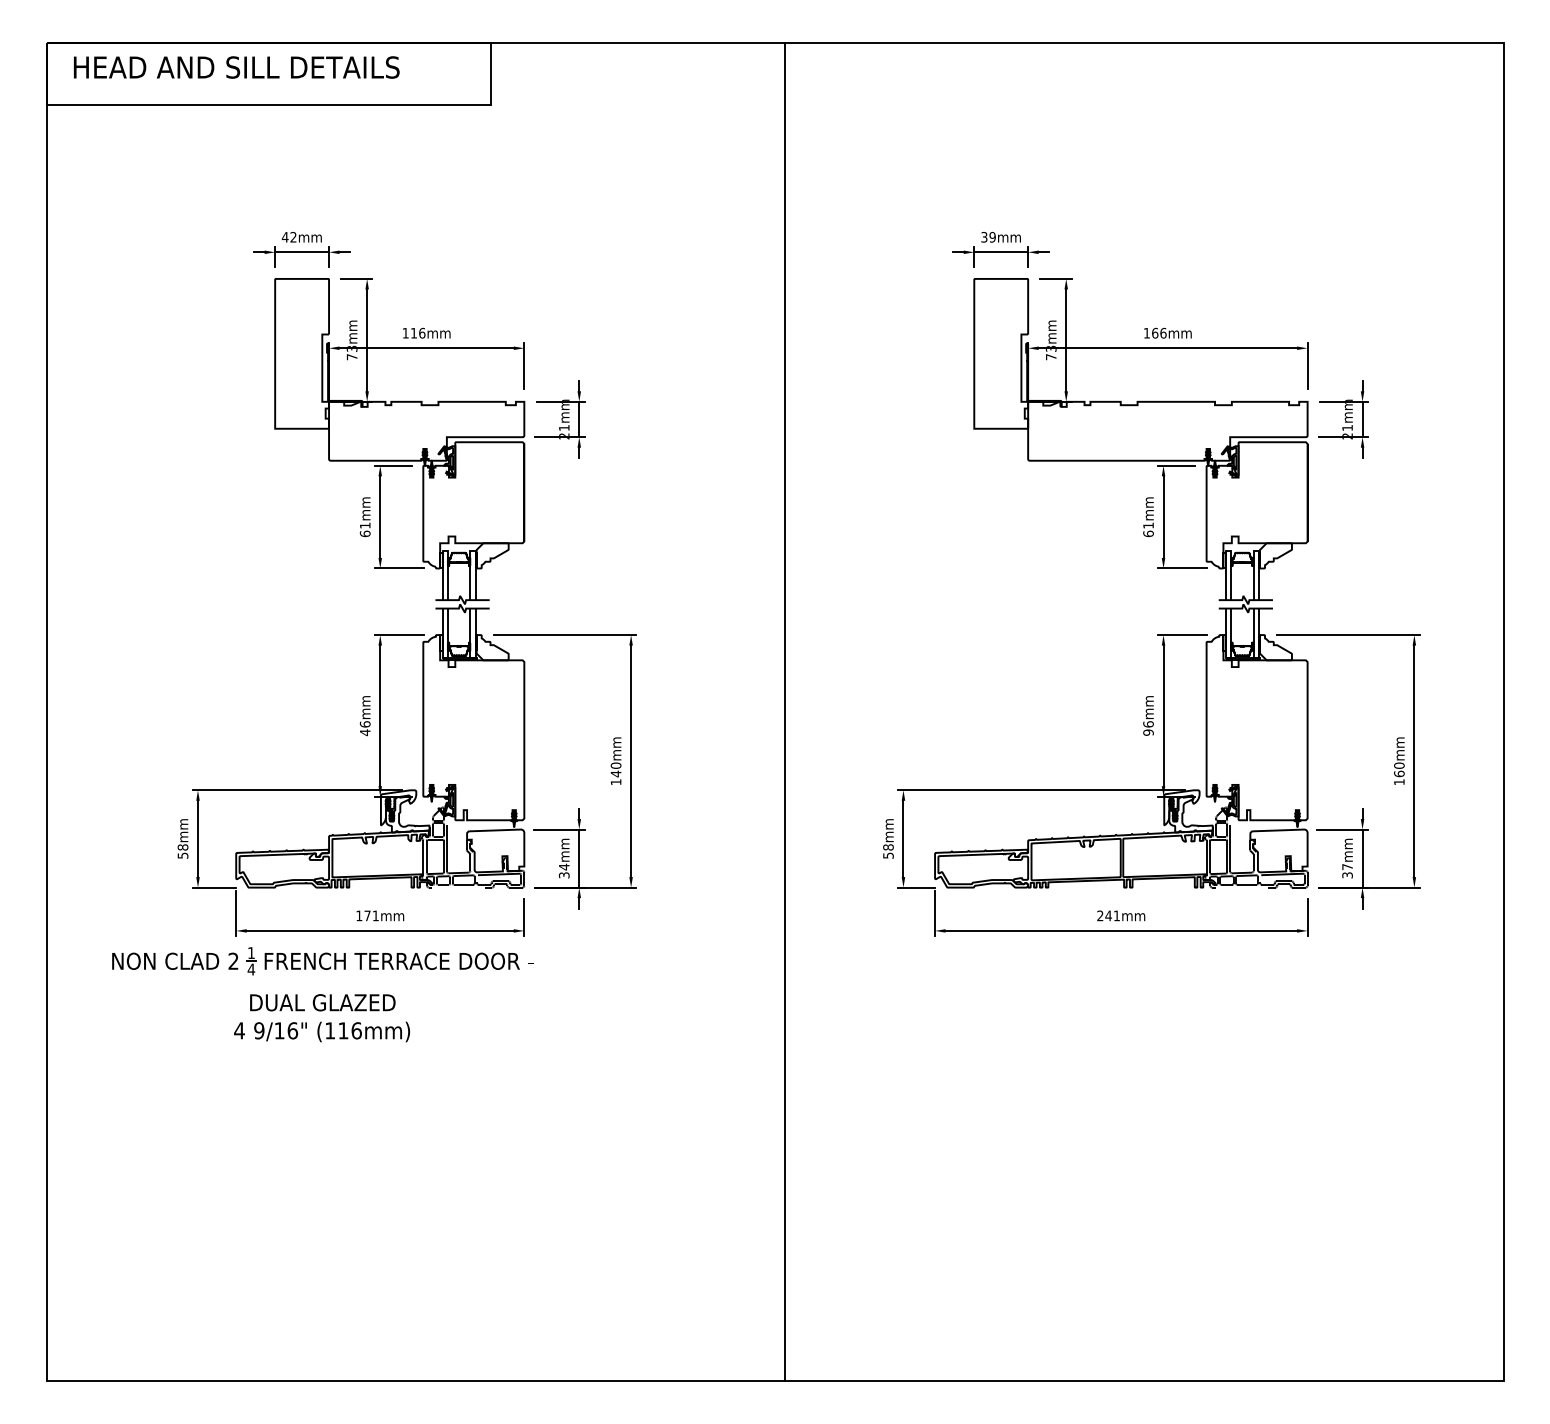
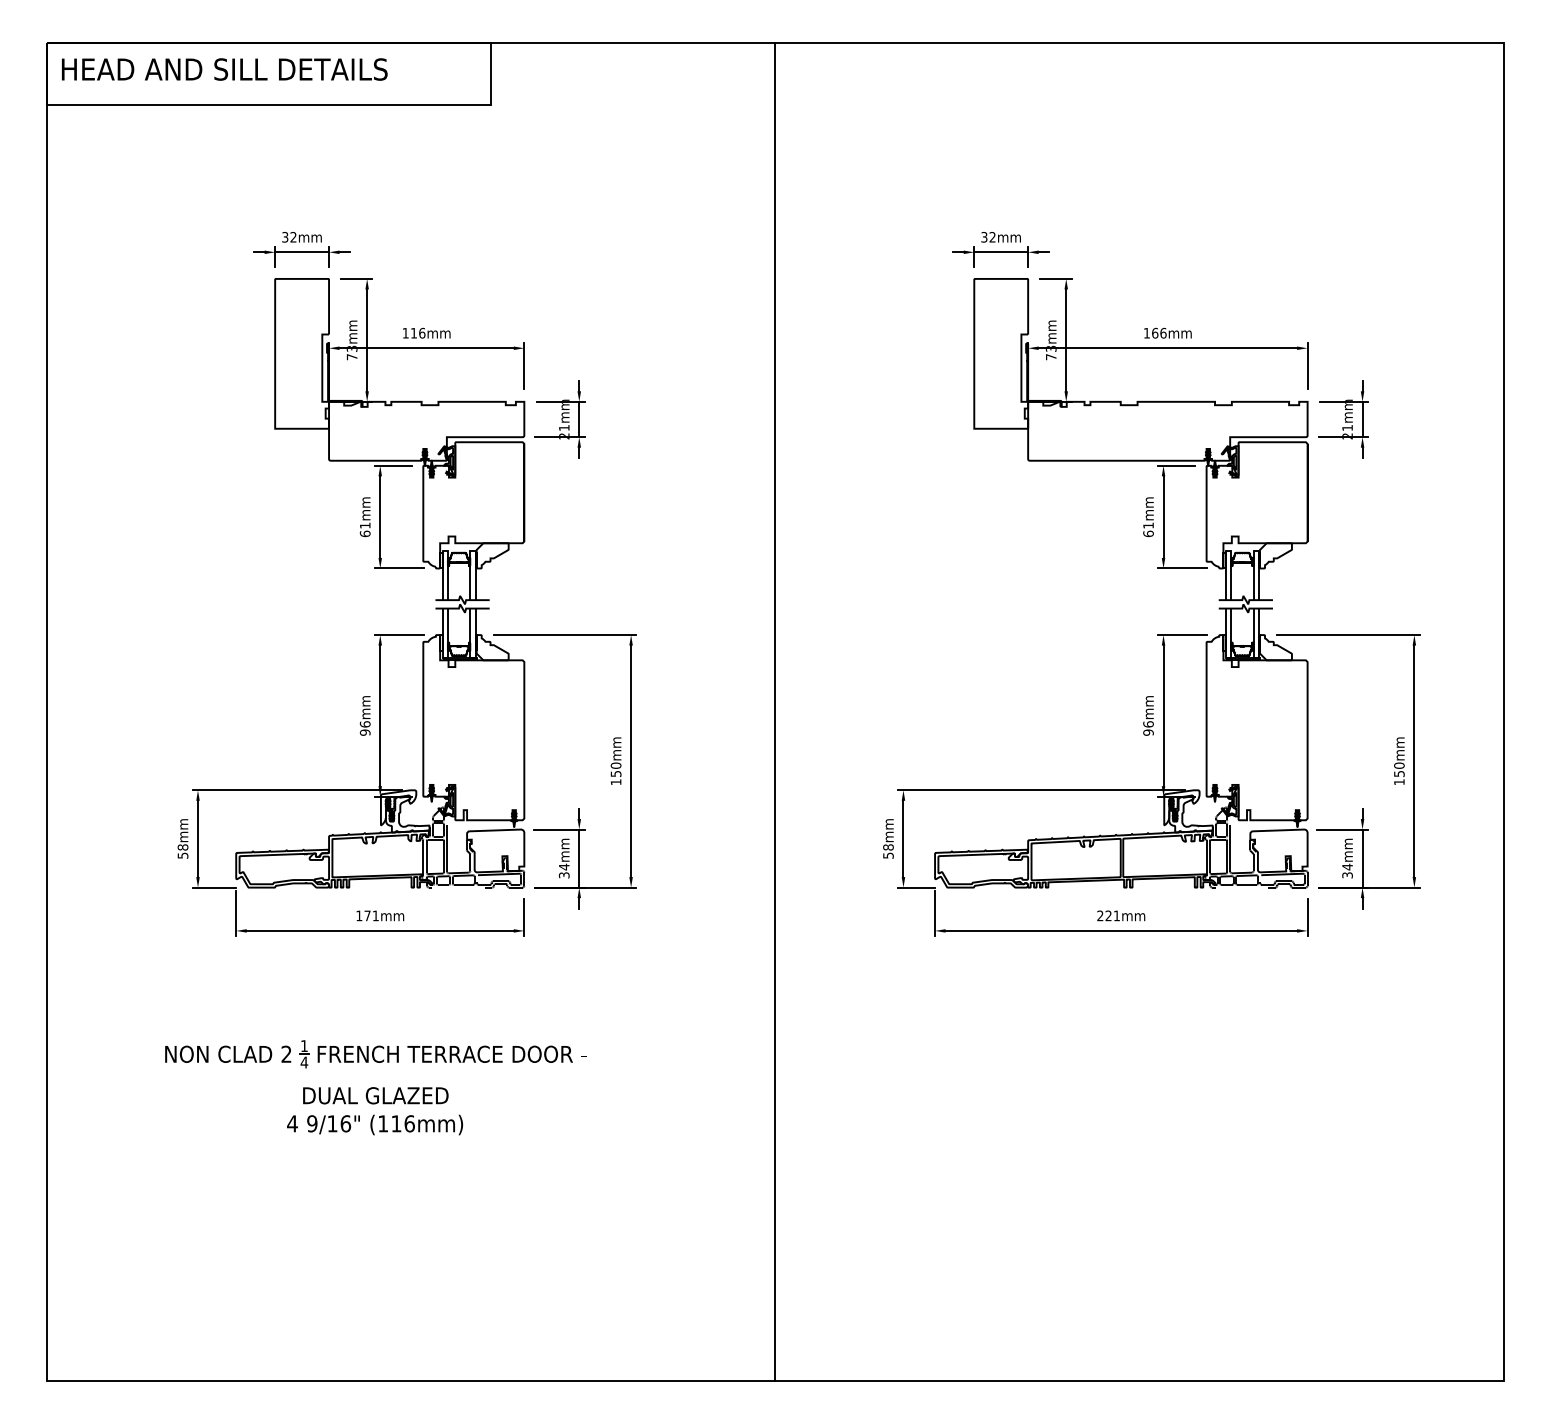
text position: (236, 67) -> (224, 69) (224, 69)
text: 42mm -> 32mm (284, 236)
text: 39mm -> 32mm (992, 237)
line position: (785, 711) -> (775, 711) (775, 711)
text: 46mm -> 96mm (364, 732)
text: 140mm -> 150mm (615, 773)
text: 160mm -> 150mm (1399, 773)
text: 37mm -> 34mm (1347, 866)
text: 241mm -> 221mm (1108, 915)
part position: (322, 994) -> (375, 1087) (375, 1087)
